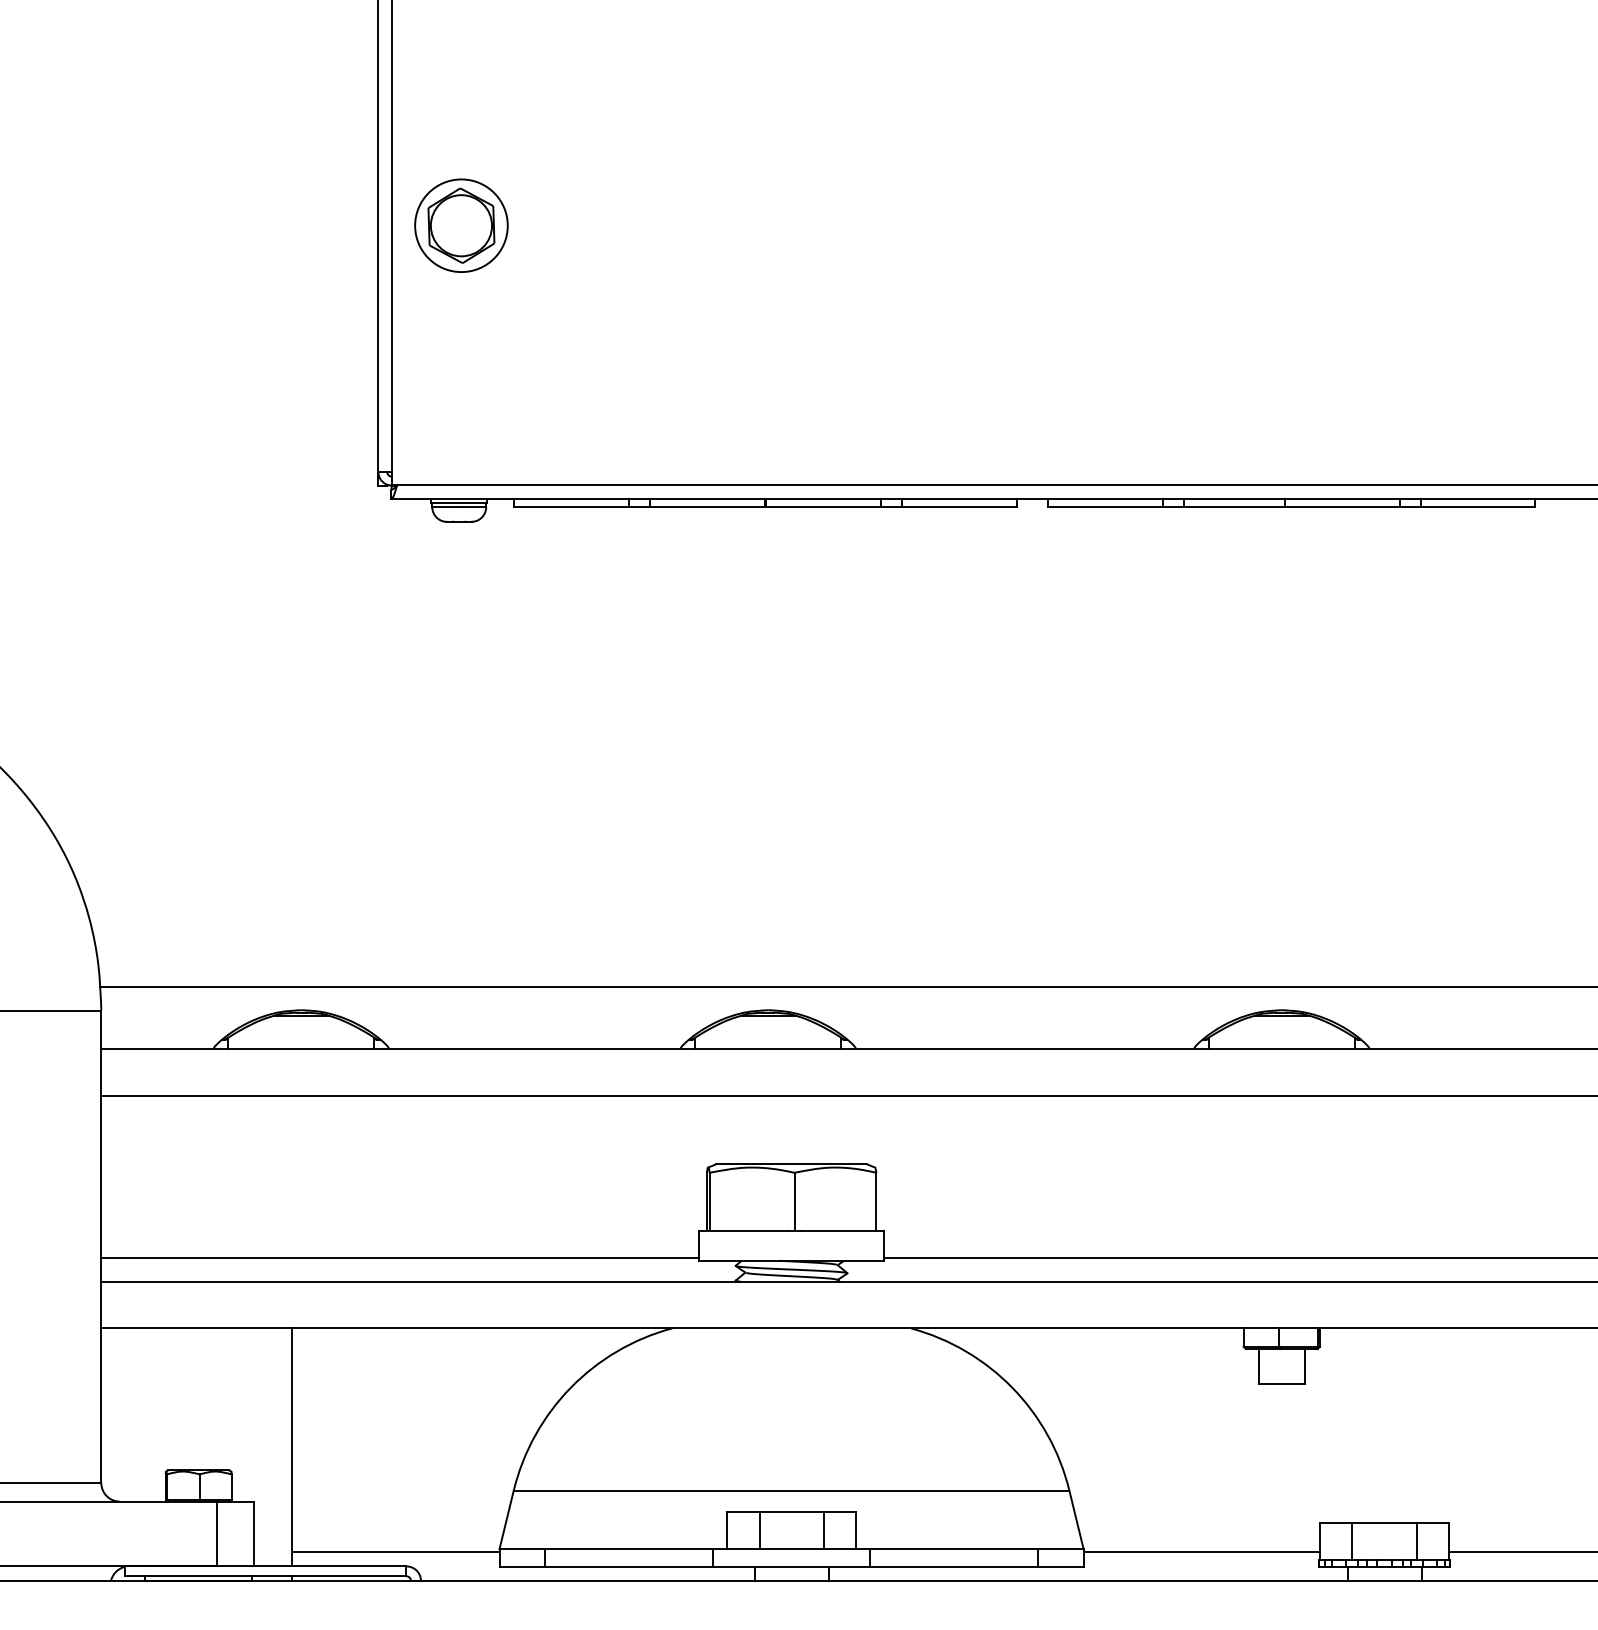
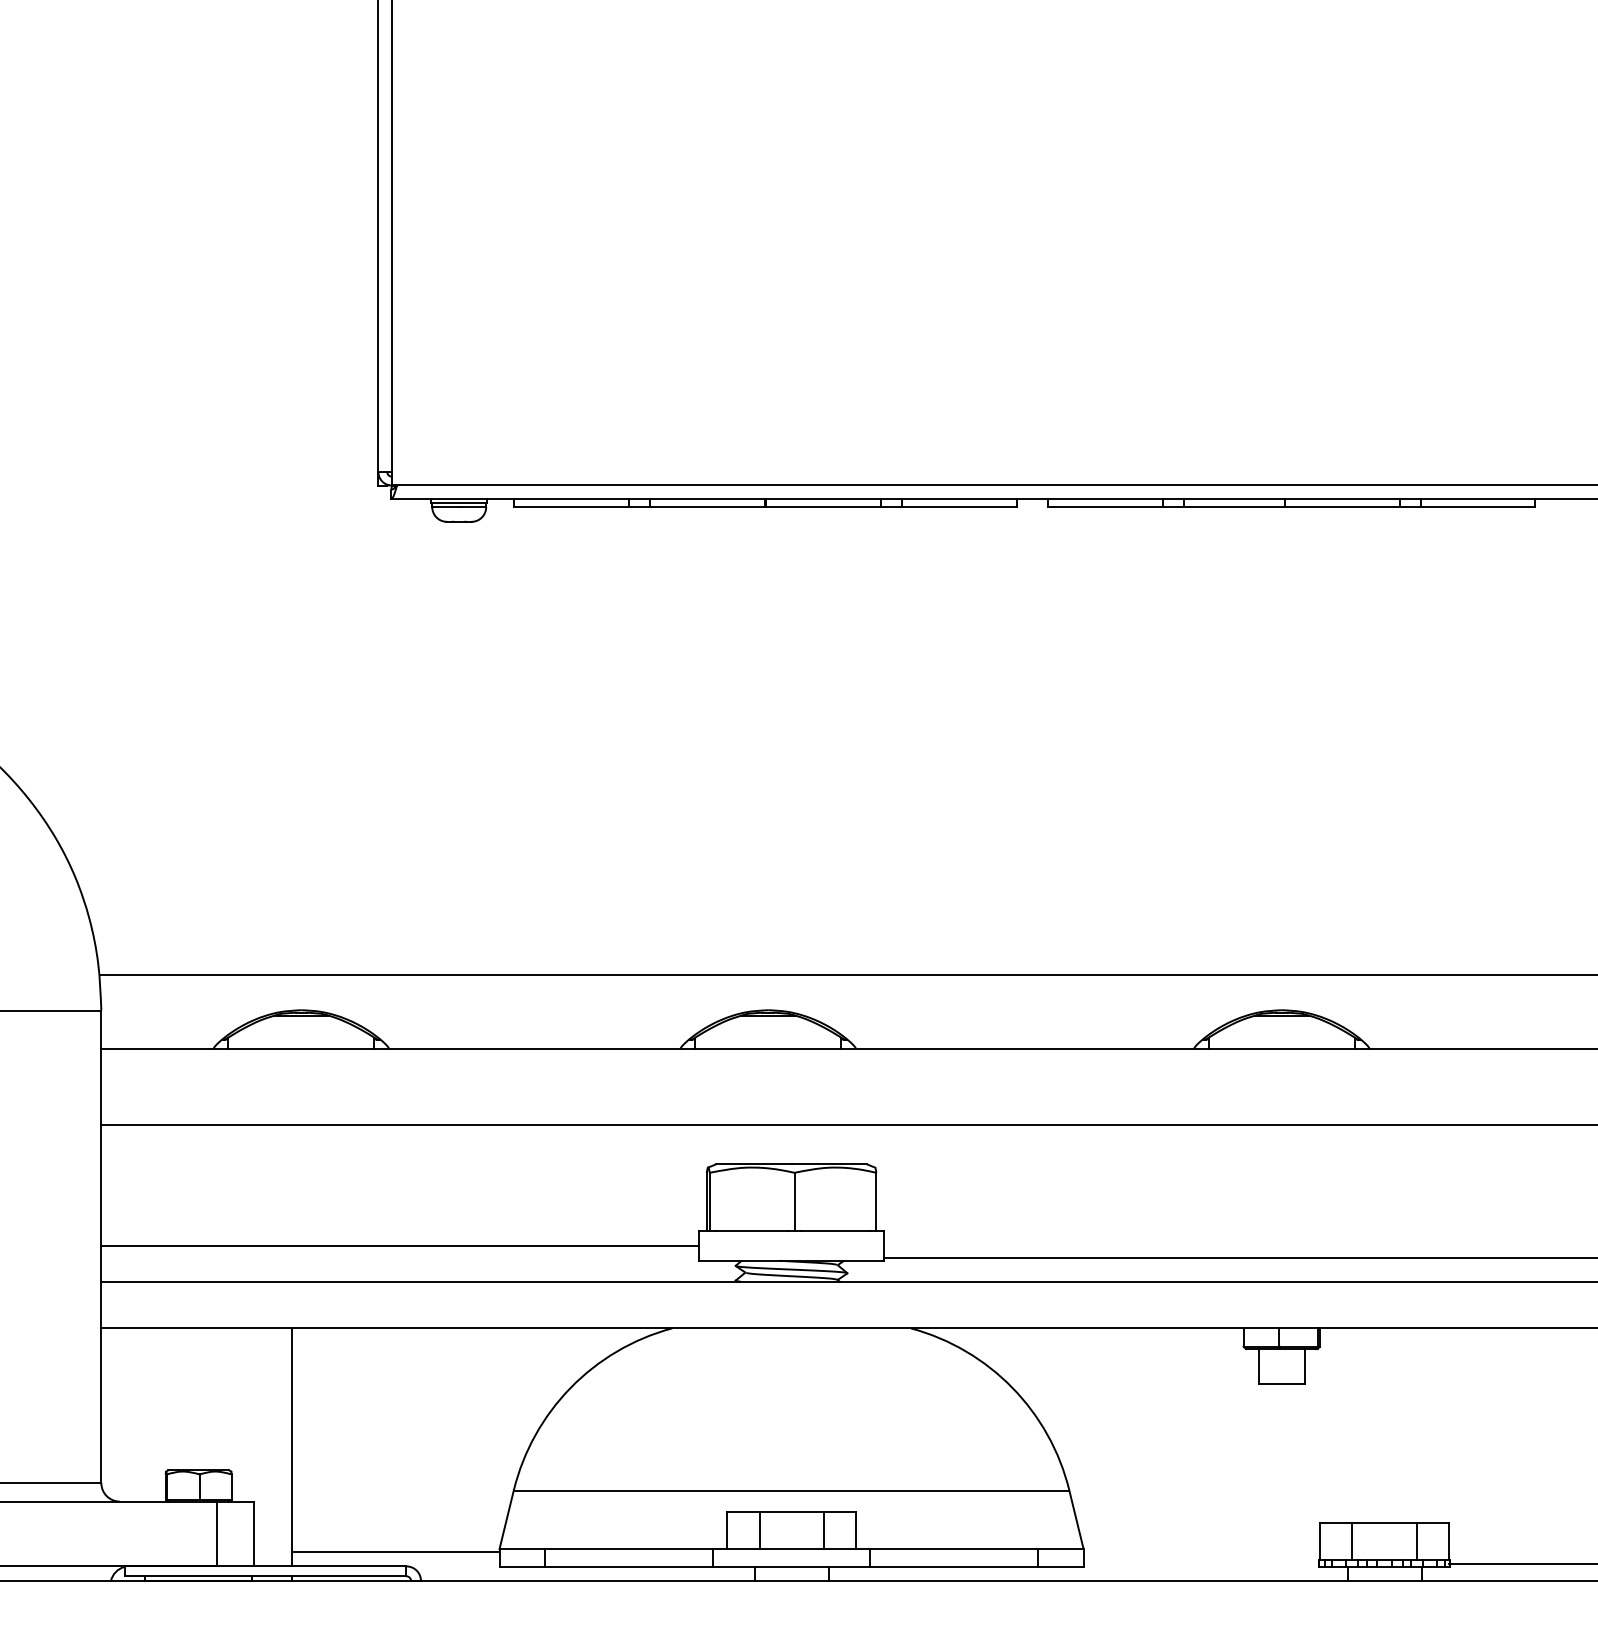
part: present -> none (461, 225)
line position: (846, 987) -> (846, 975) (846, 975)
line position: (847, 1095) -> (847, 1124) (847, 1124)
line position: (399, 1258) -> (399, 1246) (399, 1246)
line: present -> none (1201, 1552)
line position: (1521, 1552) -> (1521, 1564) (1521, 1564)
